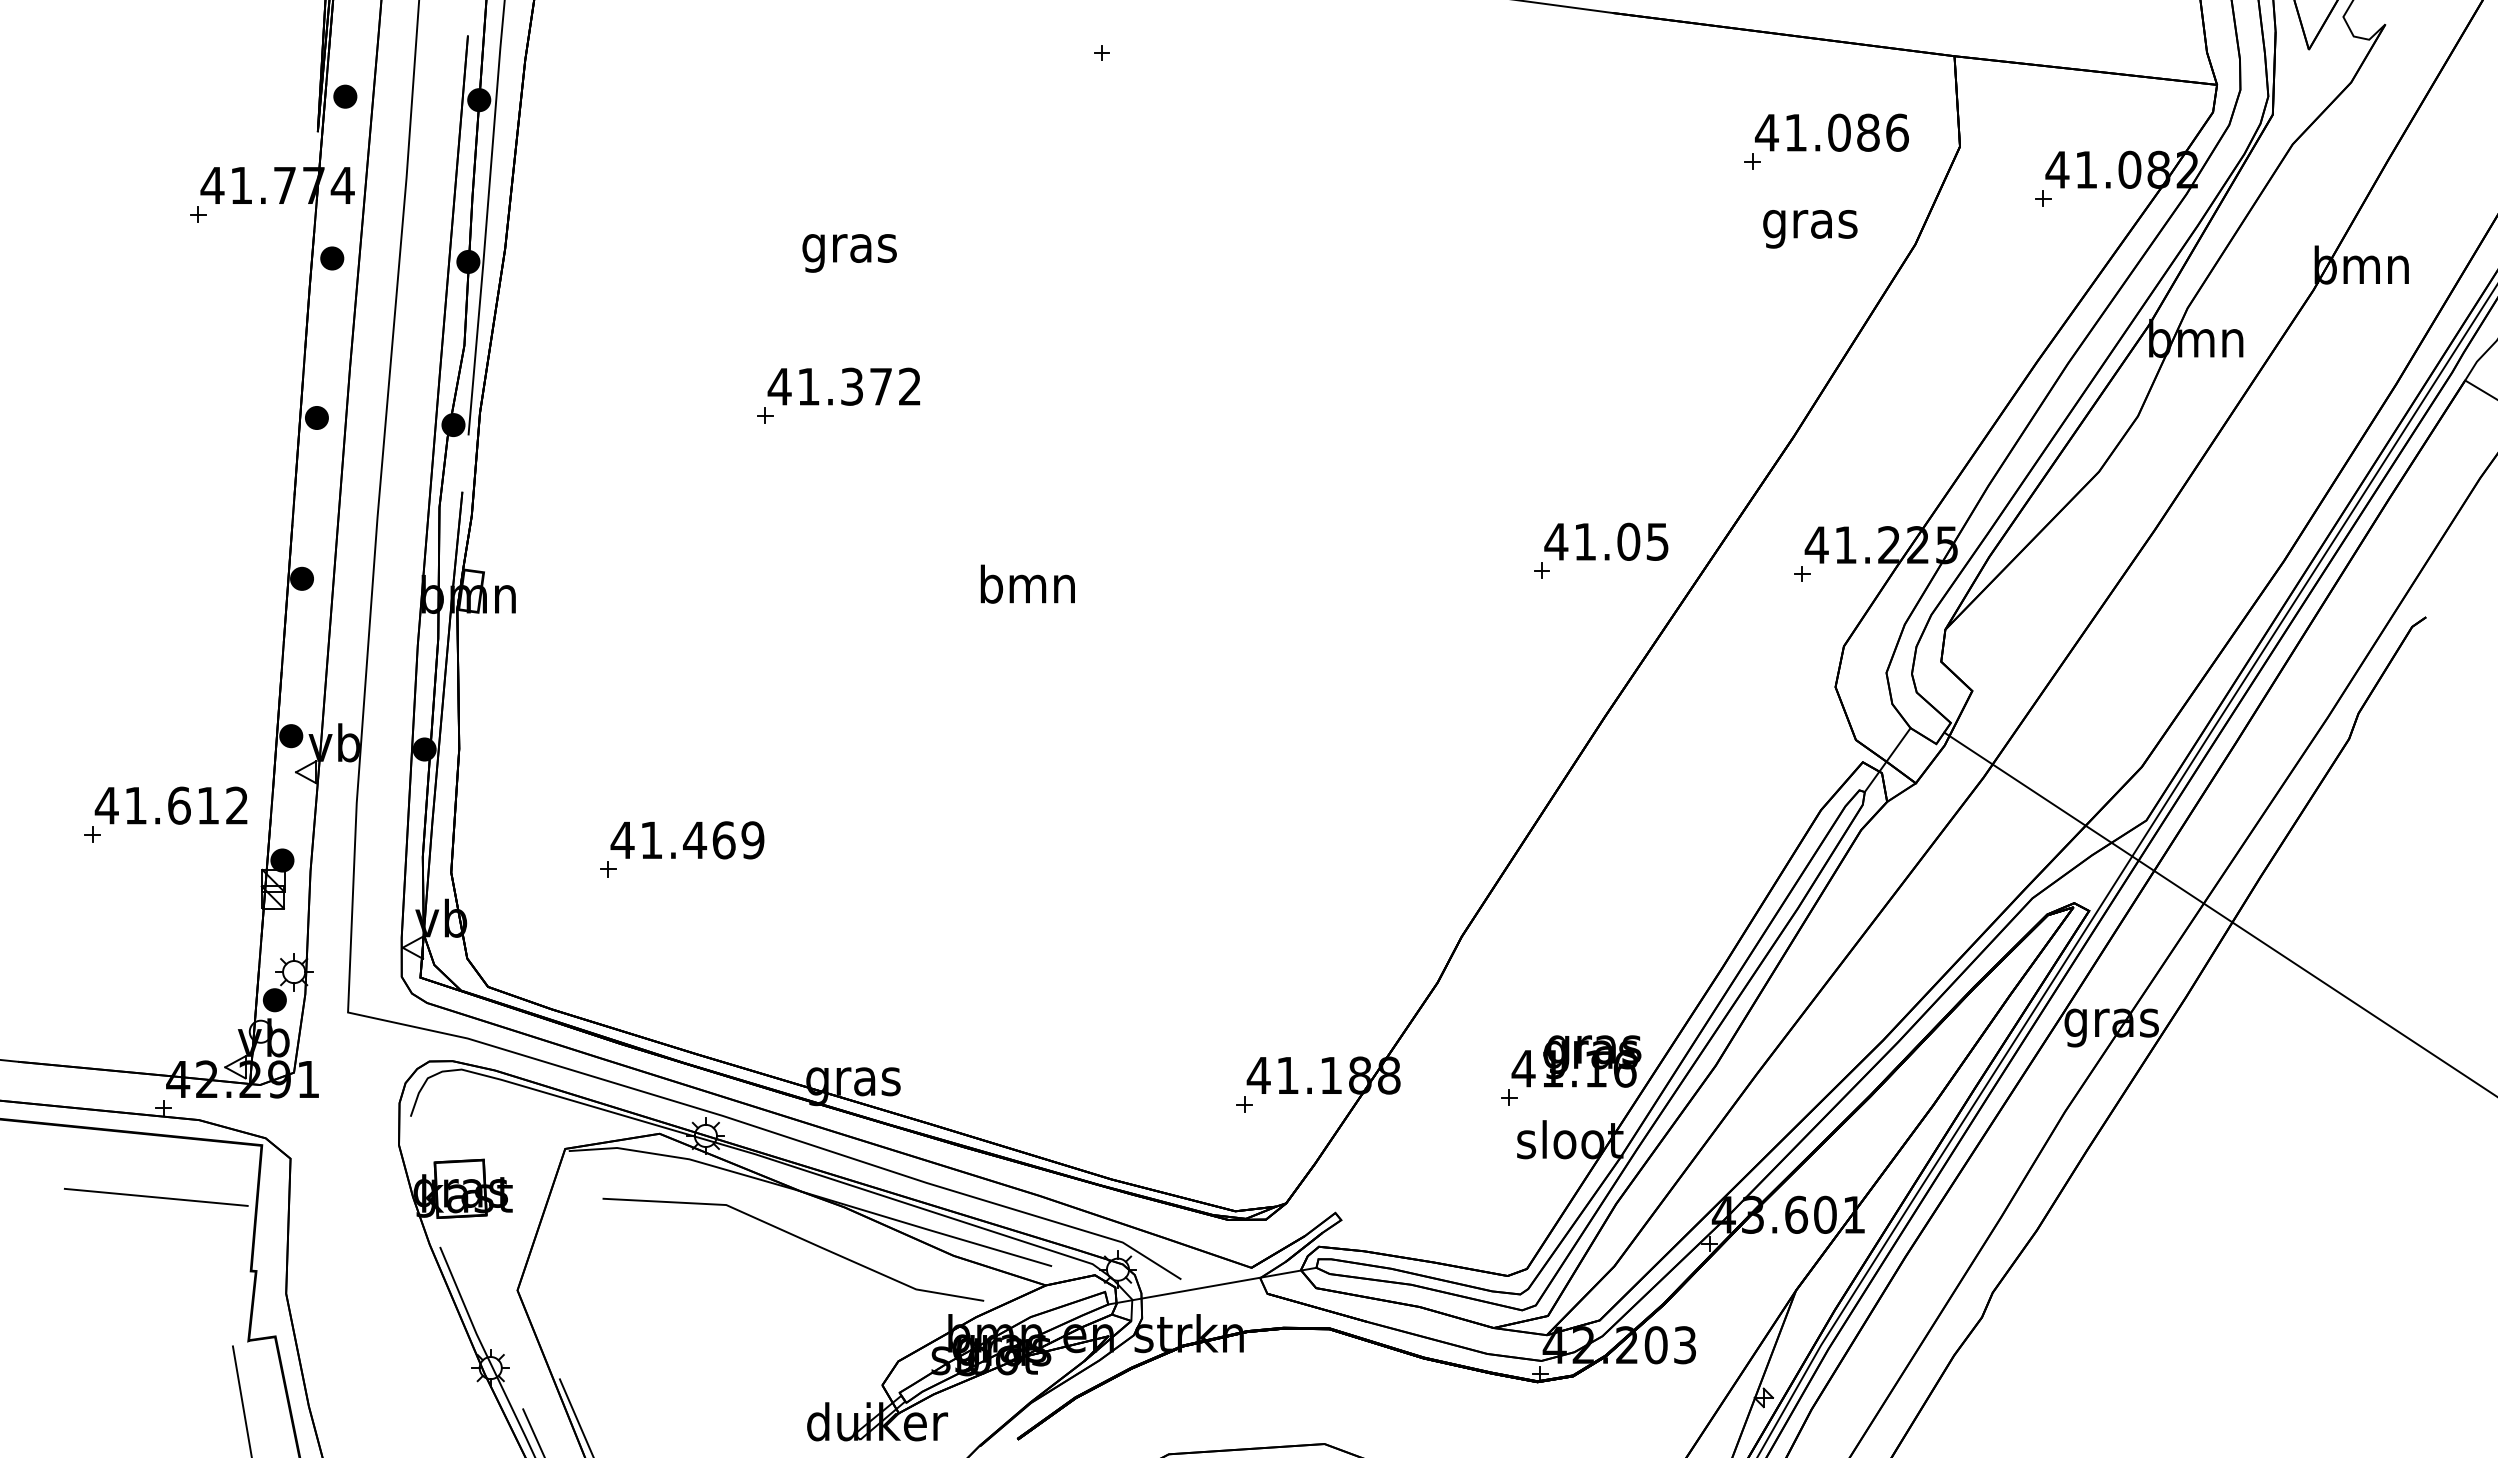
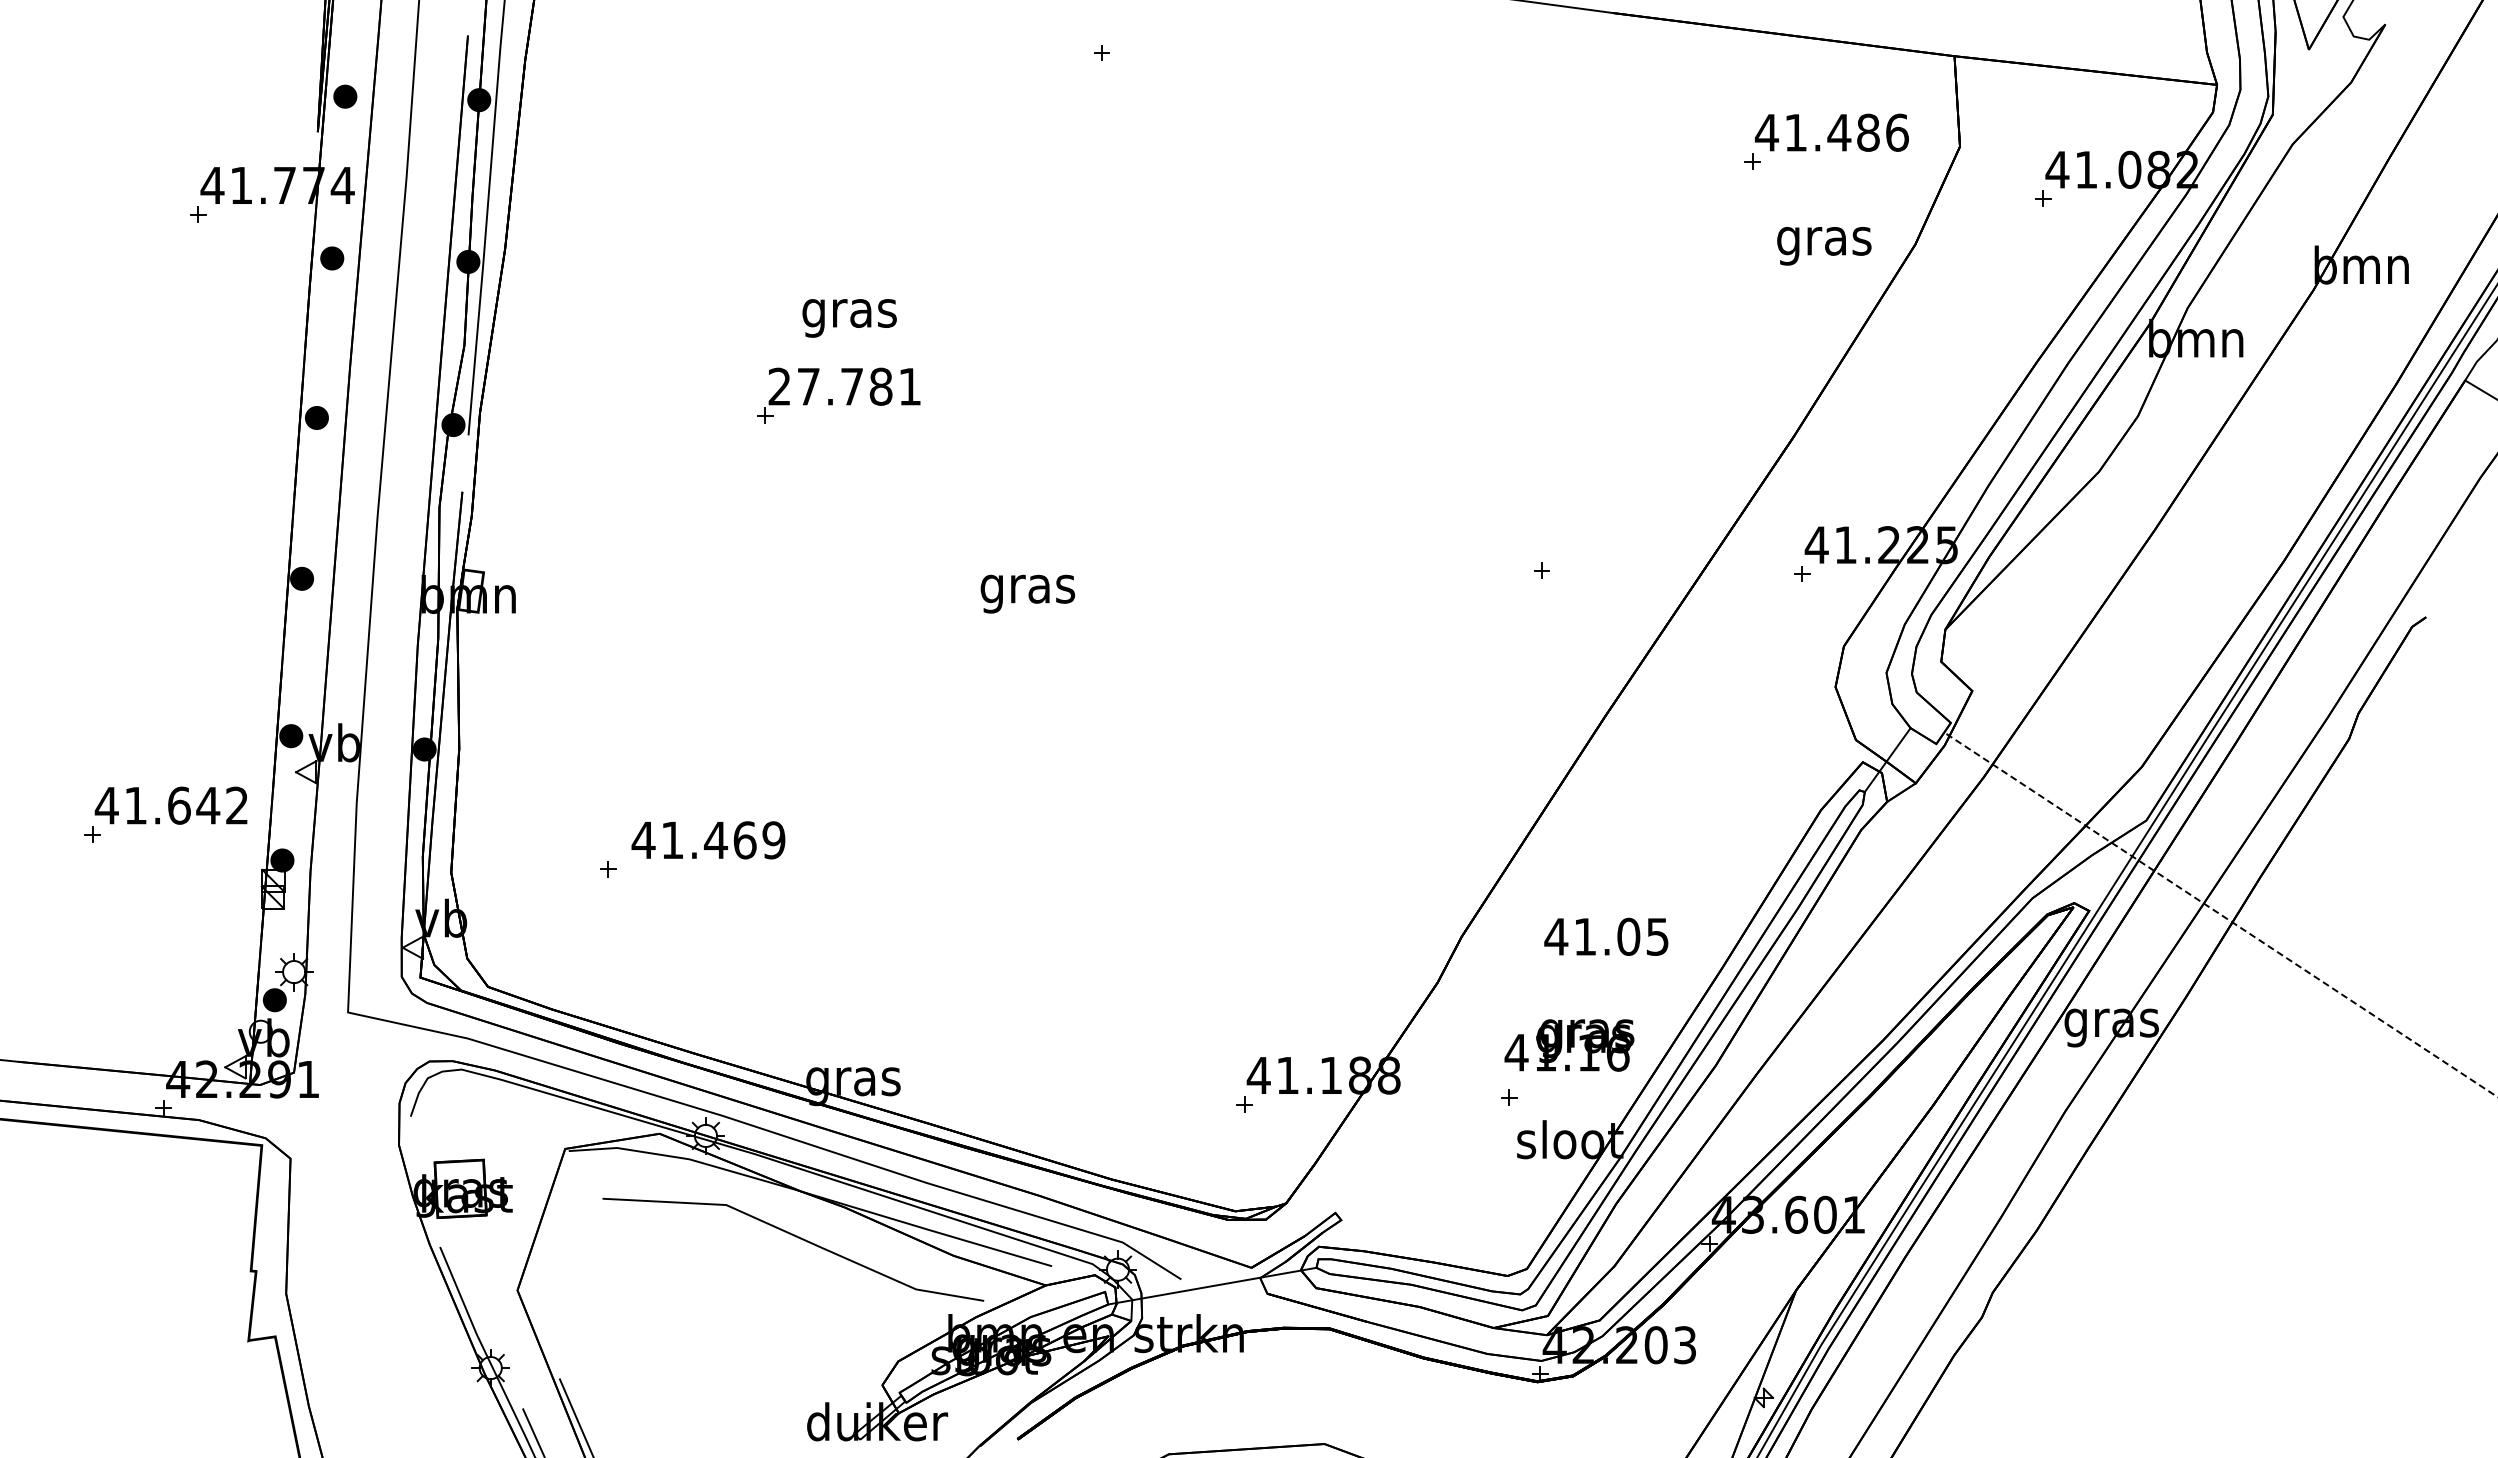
text: 41.086 -> 41.486 (1839, 132)
text position: (1810, 229) -> (1824, 246) (1824, 246)
text position: (849, 253) -> (849, 318) (849, 318)
text: 41.372 -> 27.781 (843, 386)
text position: (1606, 541) -> (1606, 936) (1606, 936)
text: bmn -> gras (1027, 588)
text: 41.612 -> 41.642 (208, 805)
text position: (687, 840) -> (708, 840) (708, 840)
line: solid -> dashed (2220, 914)
text position: (1576, 1061) -> (1569, 1045) (1569, 1045)
line: present -> none (155, 1196)
line: present -> none (241, 1400)
